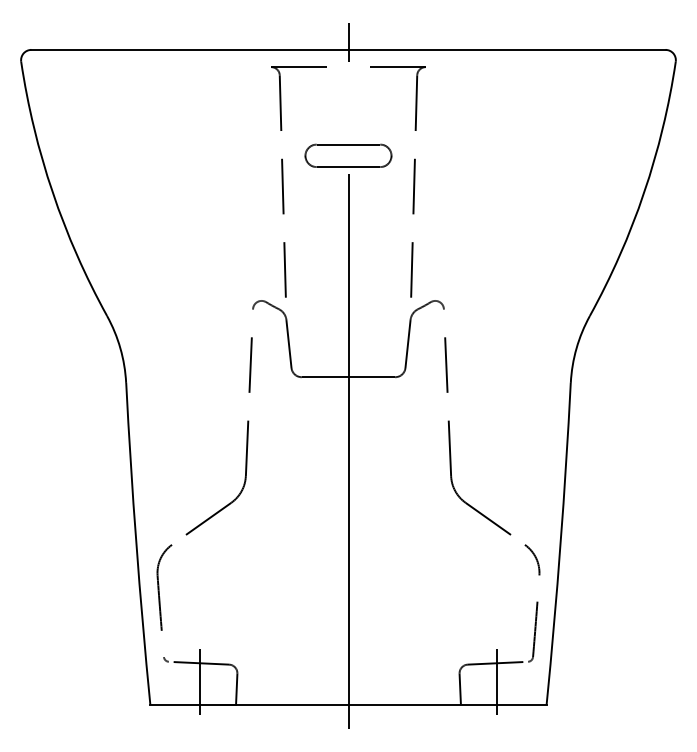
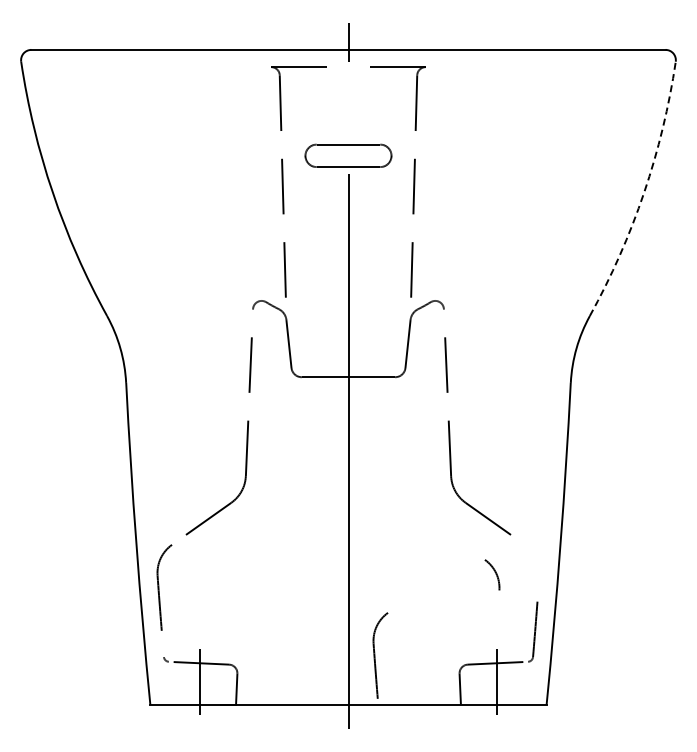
arc: solid -> dashed (644, 192)
arc position: (534, 557) -> (494, 572) (494, 572)
part: none -> present (380, 655)
